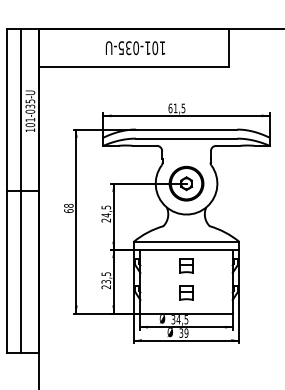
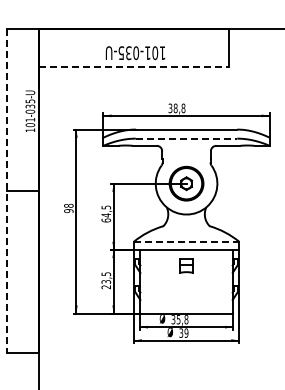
text position: (135, 48) -> (135, 53) (135, 53)
line: solid -> dashed (134, 66)
text: 61,5 -> 38,8 (176, 108)
line: solid -> dashed (186, 138)
line: present -> none (20, 190)
line: solid -> dashed (7, 191)
text: 68 -> 98 (68, 211)
text: 24,5 -> 64,5 (106, 220)
line: solid -> dashed (186, 241)
part: present -> none (186, 292)
text: 34,5 -> 35,8 (182, 319)
